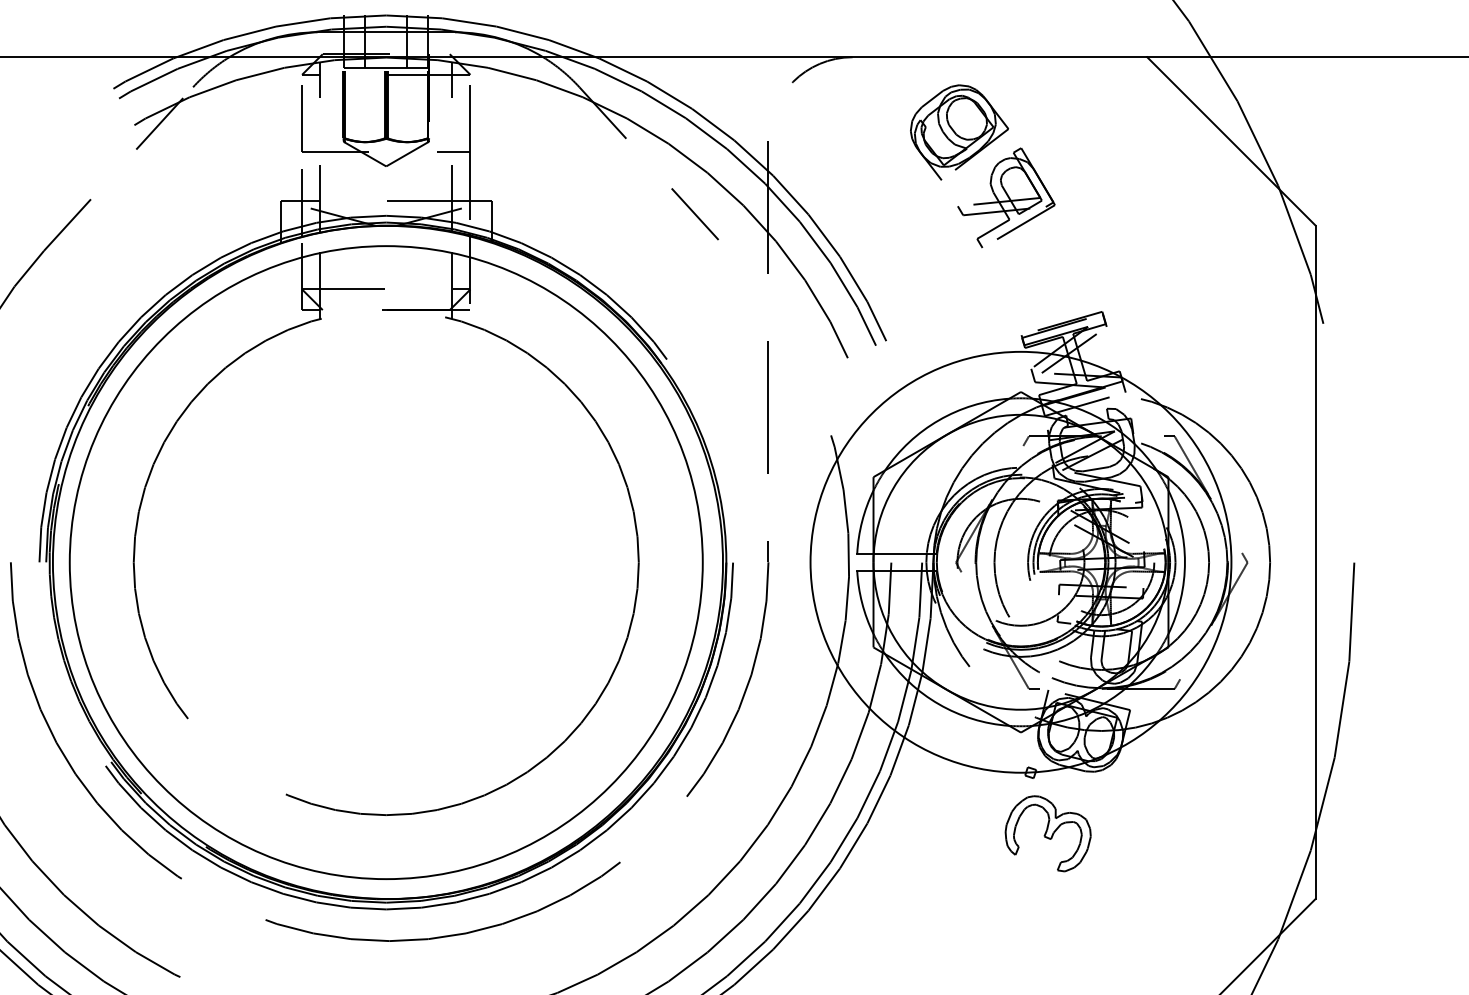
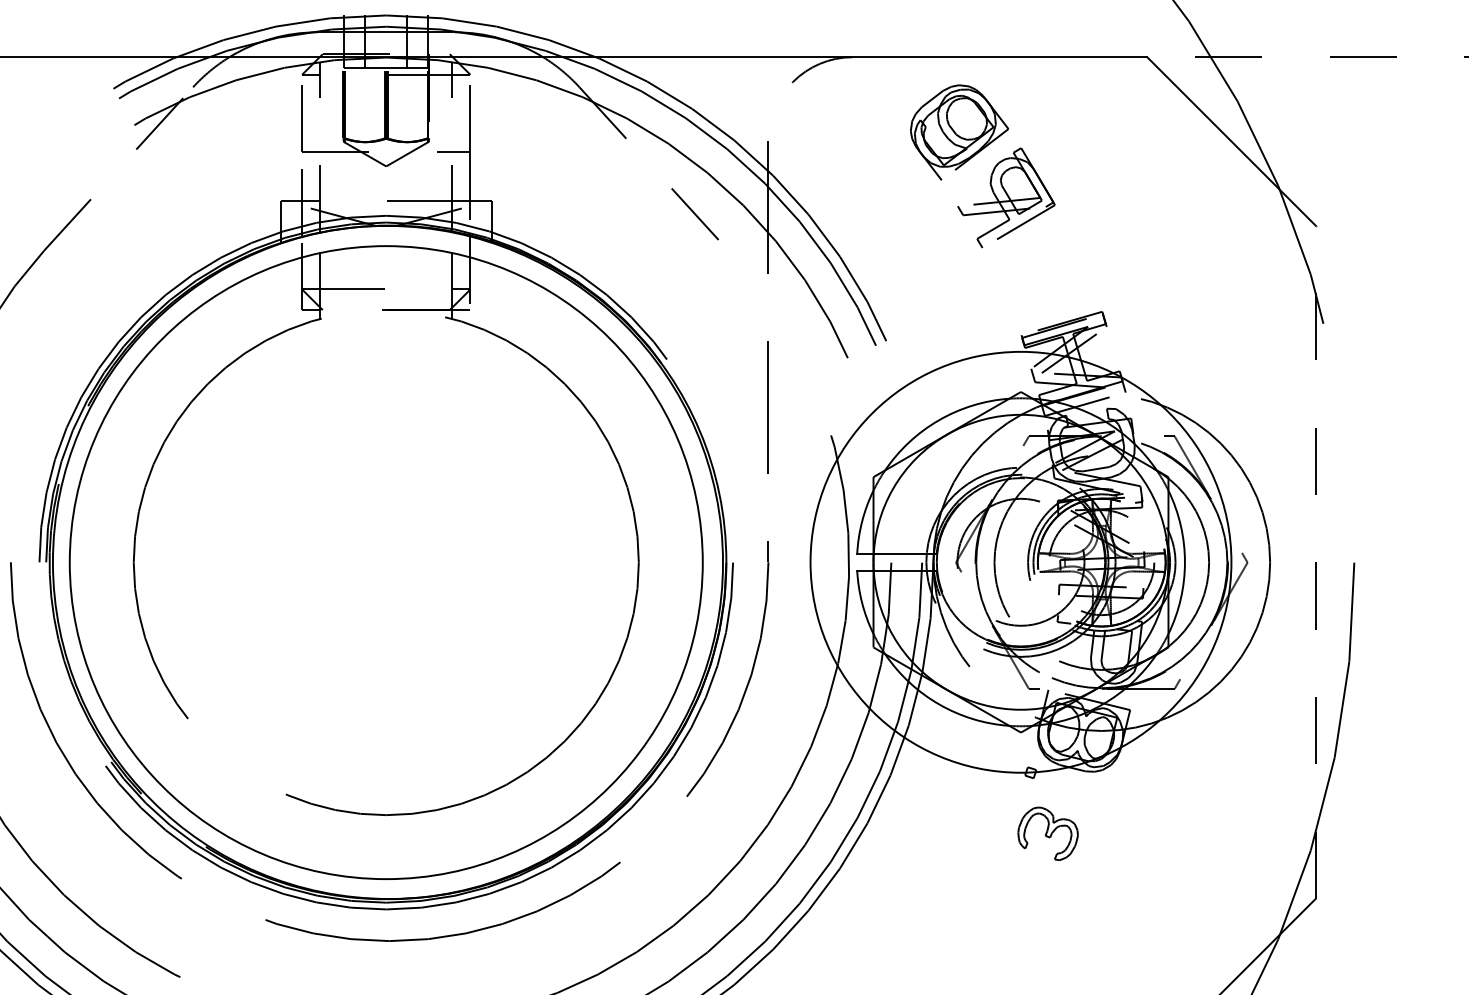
line: solid -> dashed (1308, 57)
line: solid -> dashed (1315, 562)
part size: 88x78 px -> 62x55 px (1047, 833)
